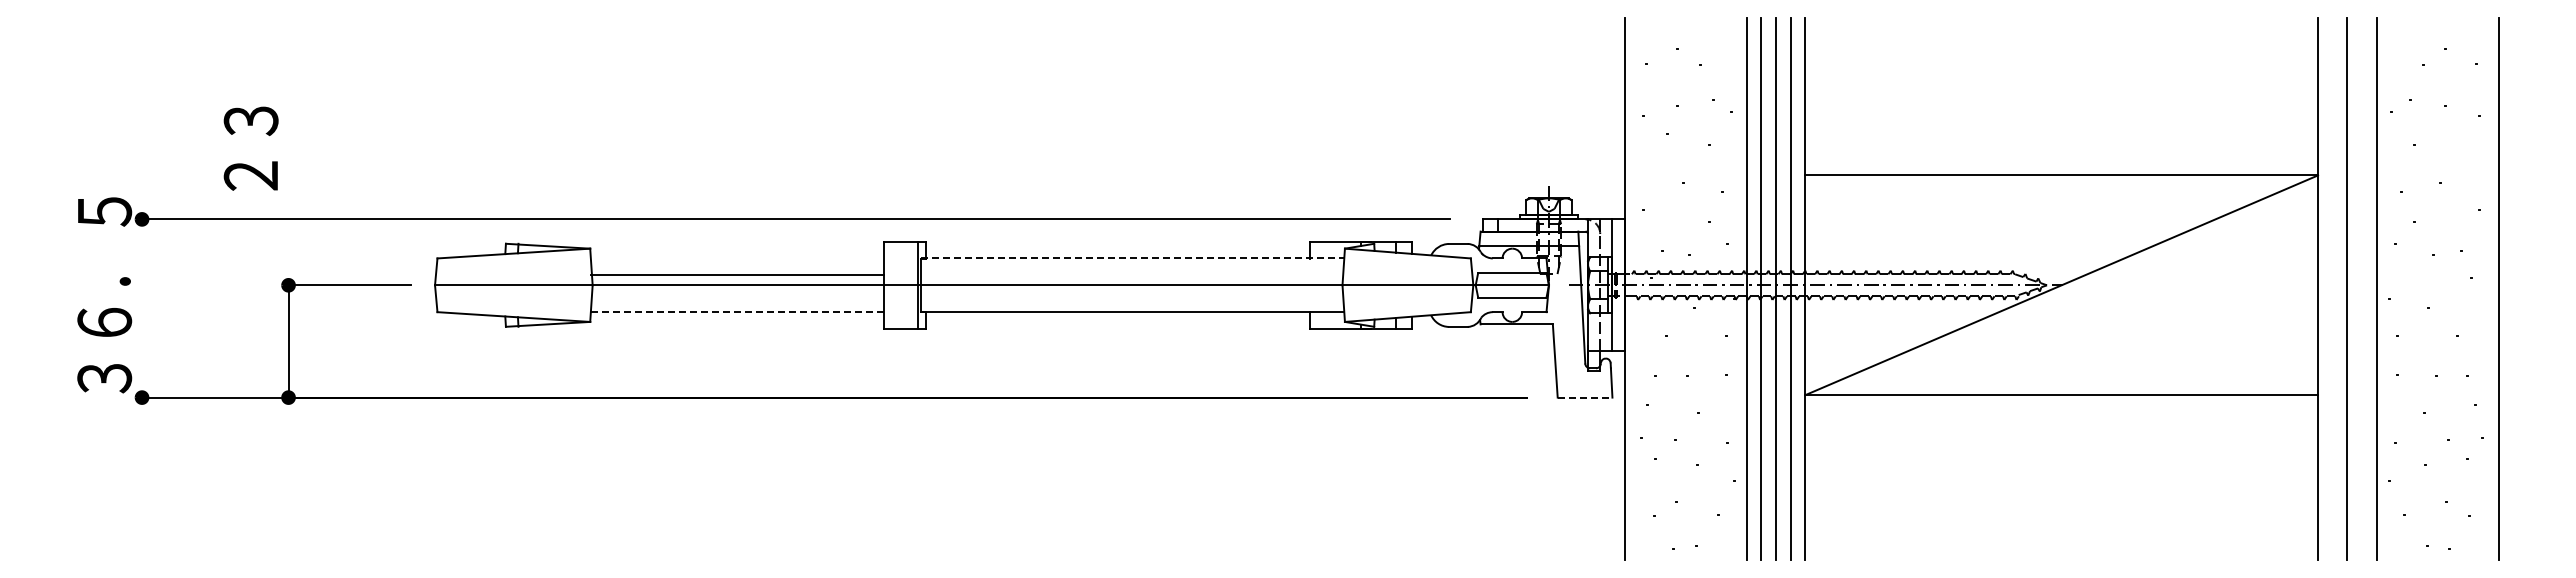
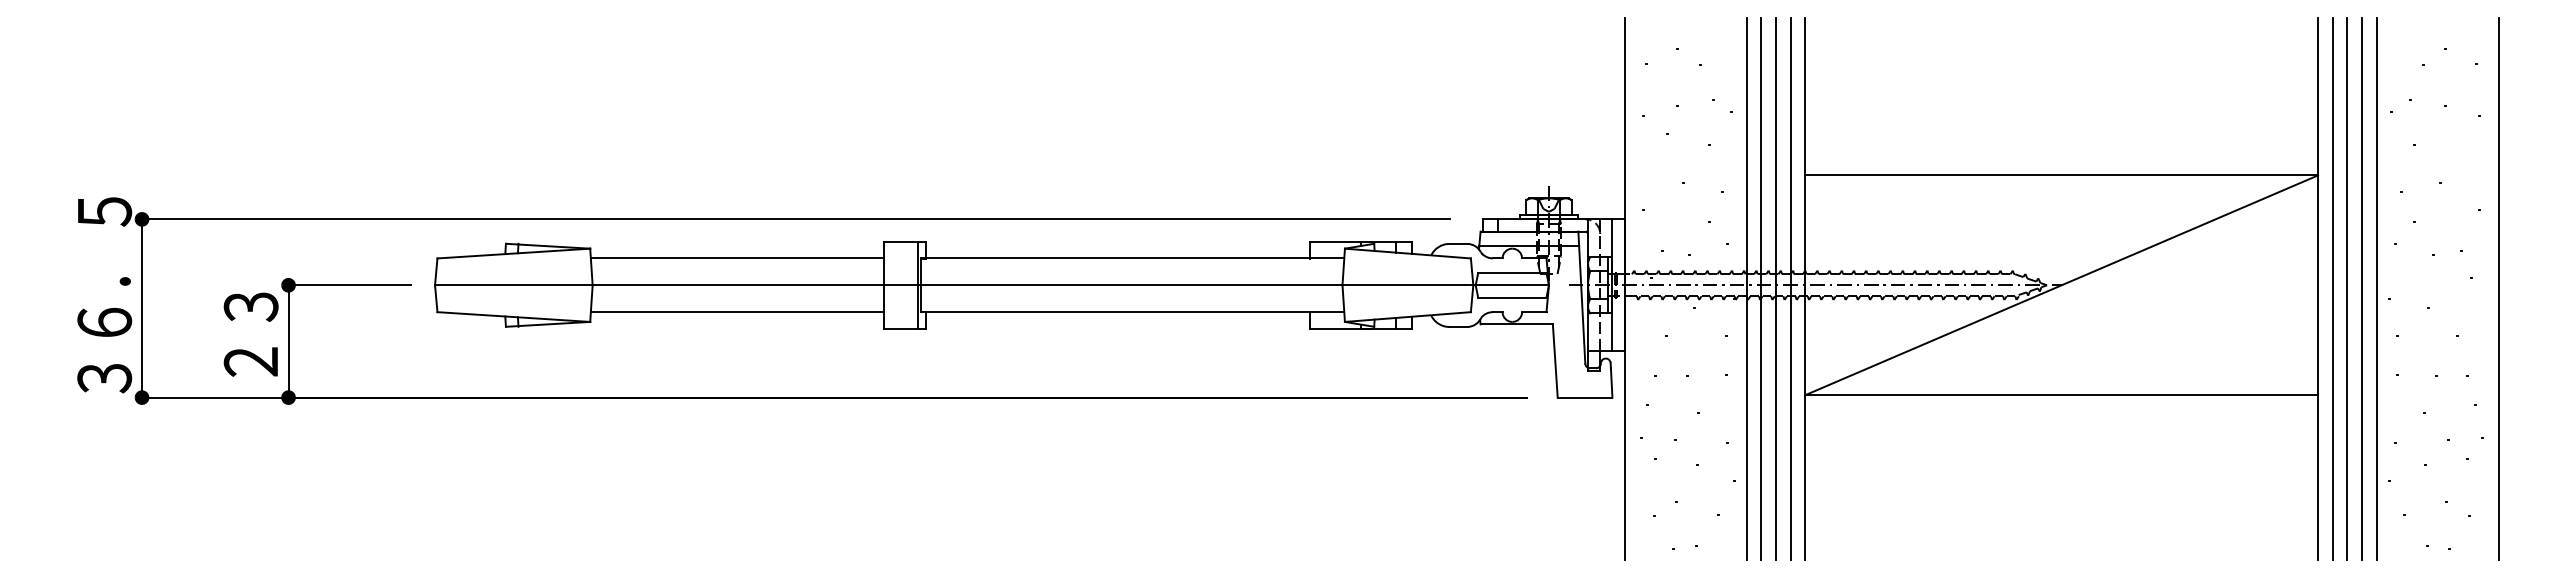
text position: (250, 148) -> (250, 334) (250, 334)
line: dashed -> solid (1132, 258)
line position: (736, 275) -> (736, 258) (736, 258)
line: none -> present (2332, 288)
line: none -> present (2361, 288)
line: none -> present (142, 308)
line: dashed -> solid (737, 312)
line: dashed -> solid (1585, 397)
